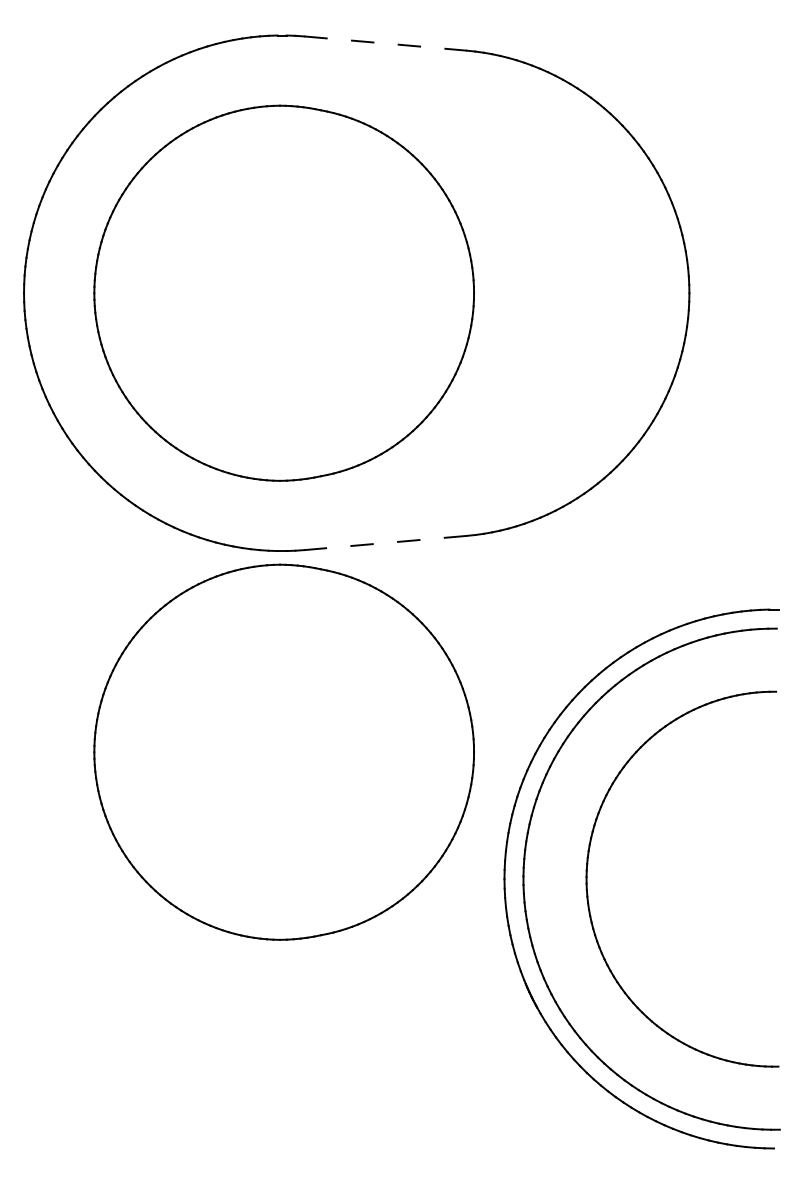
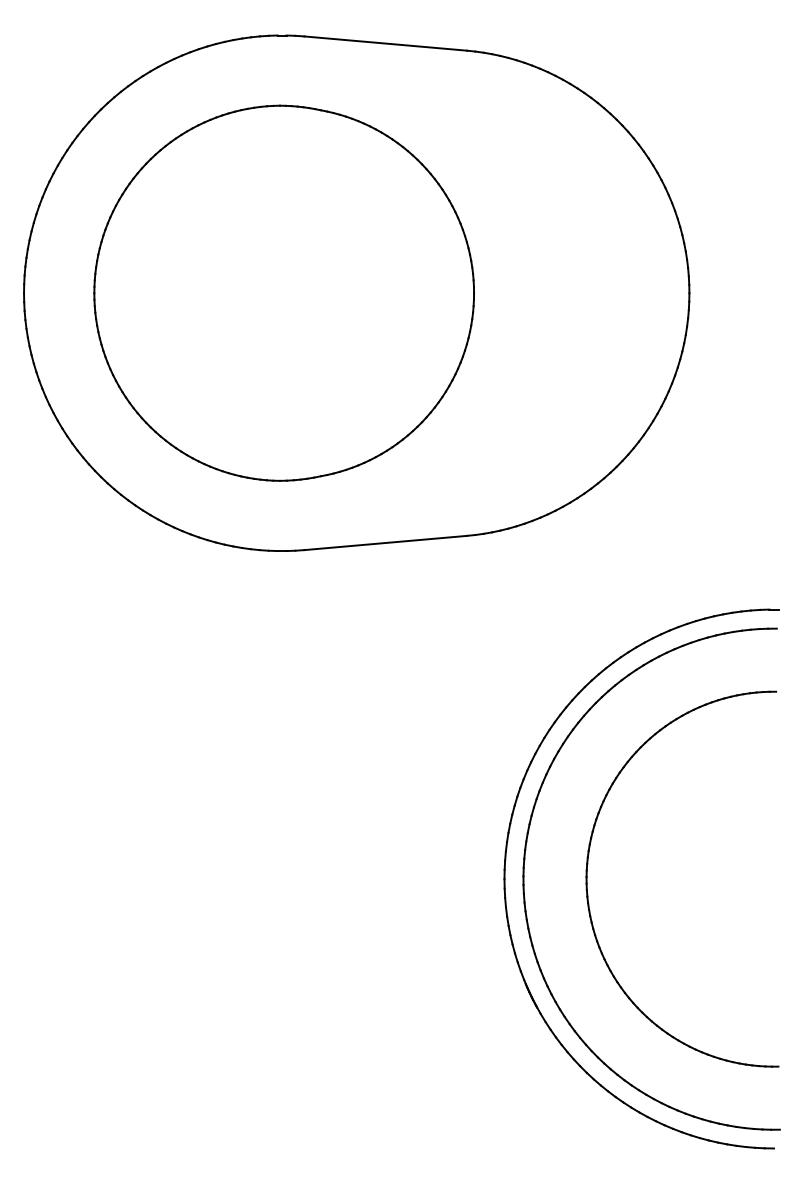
line: dashed -> solid (385, 43)
line: dashed -> solid (385, 542)
part: present -> none (283, 751)
